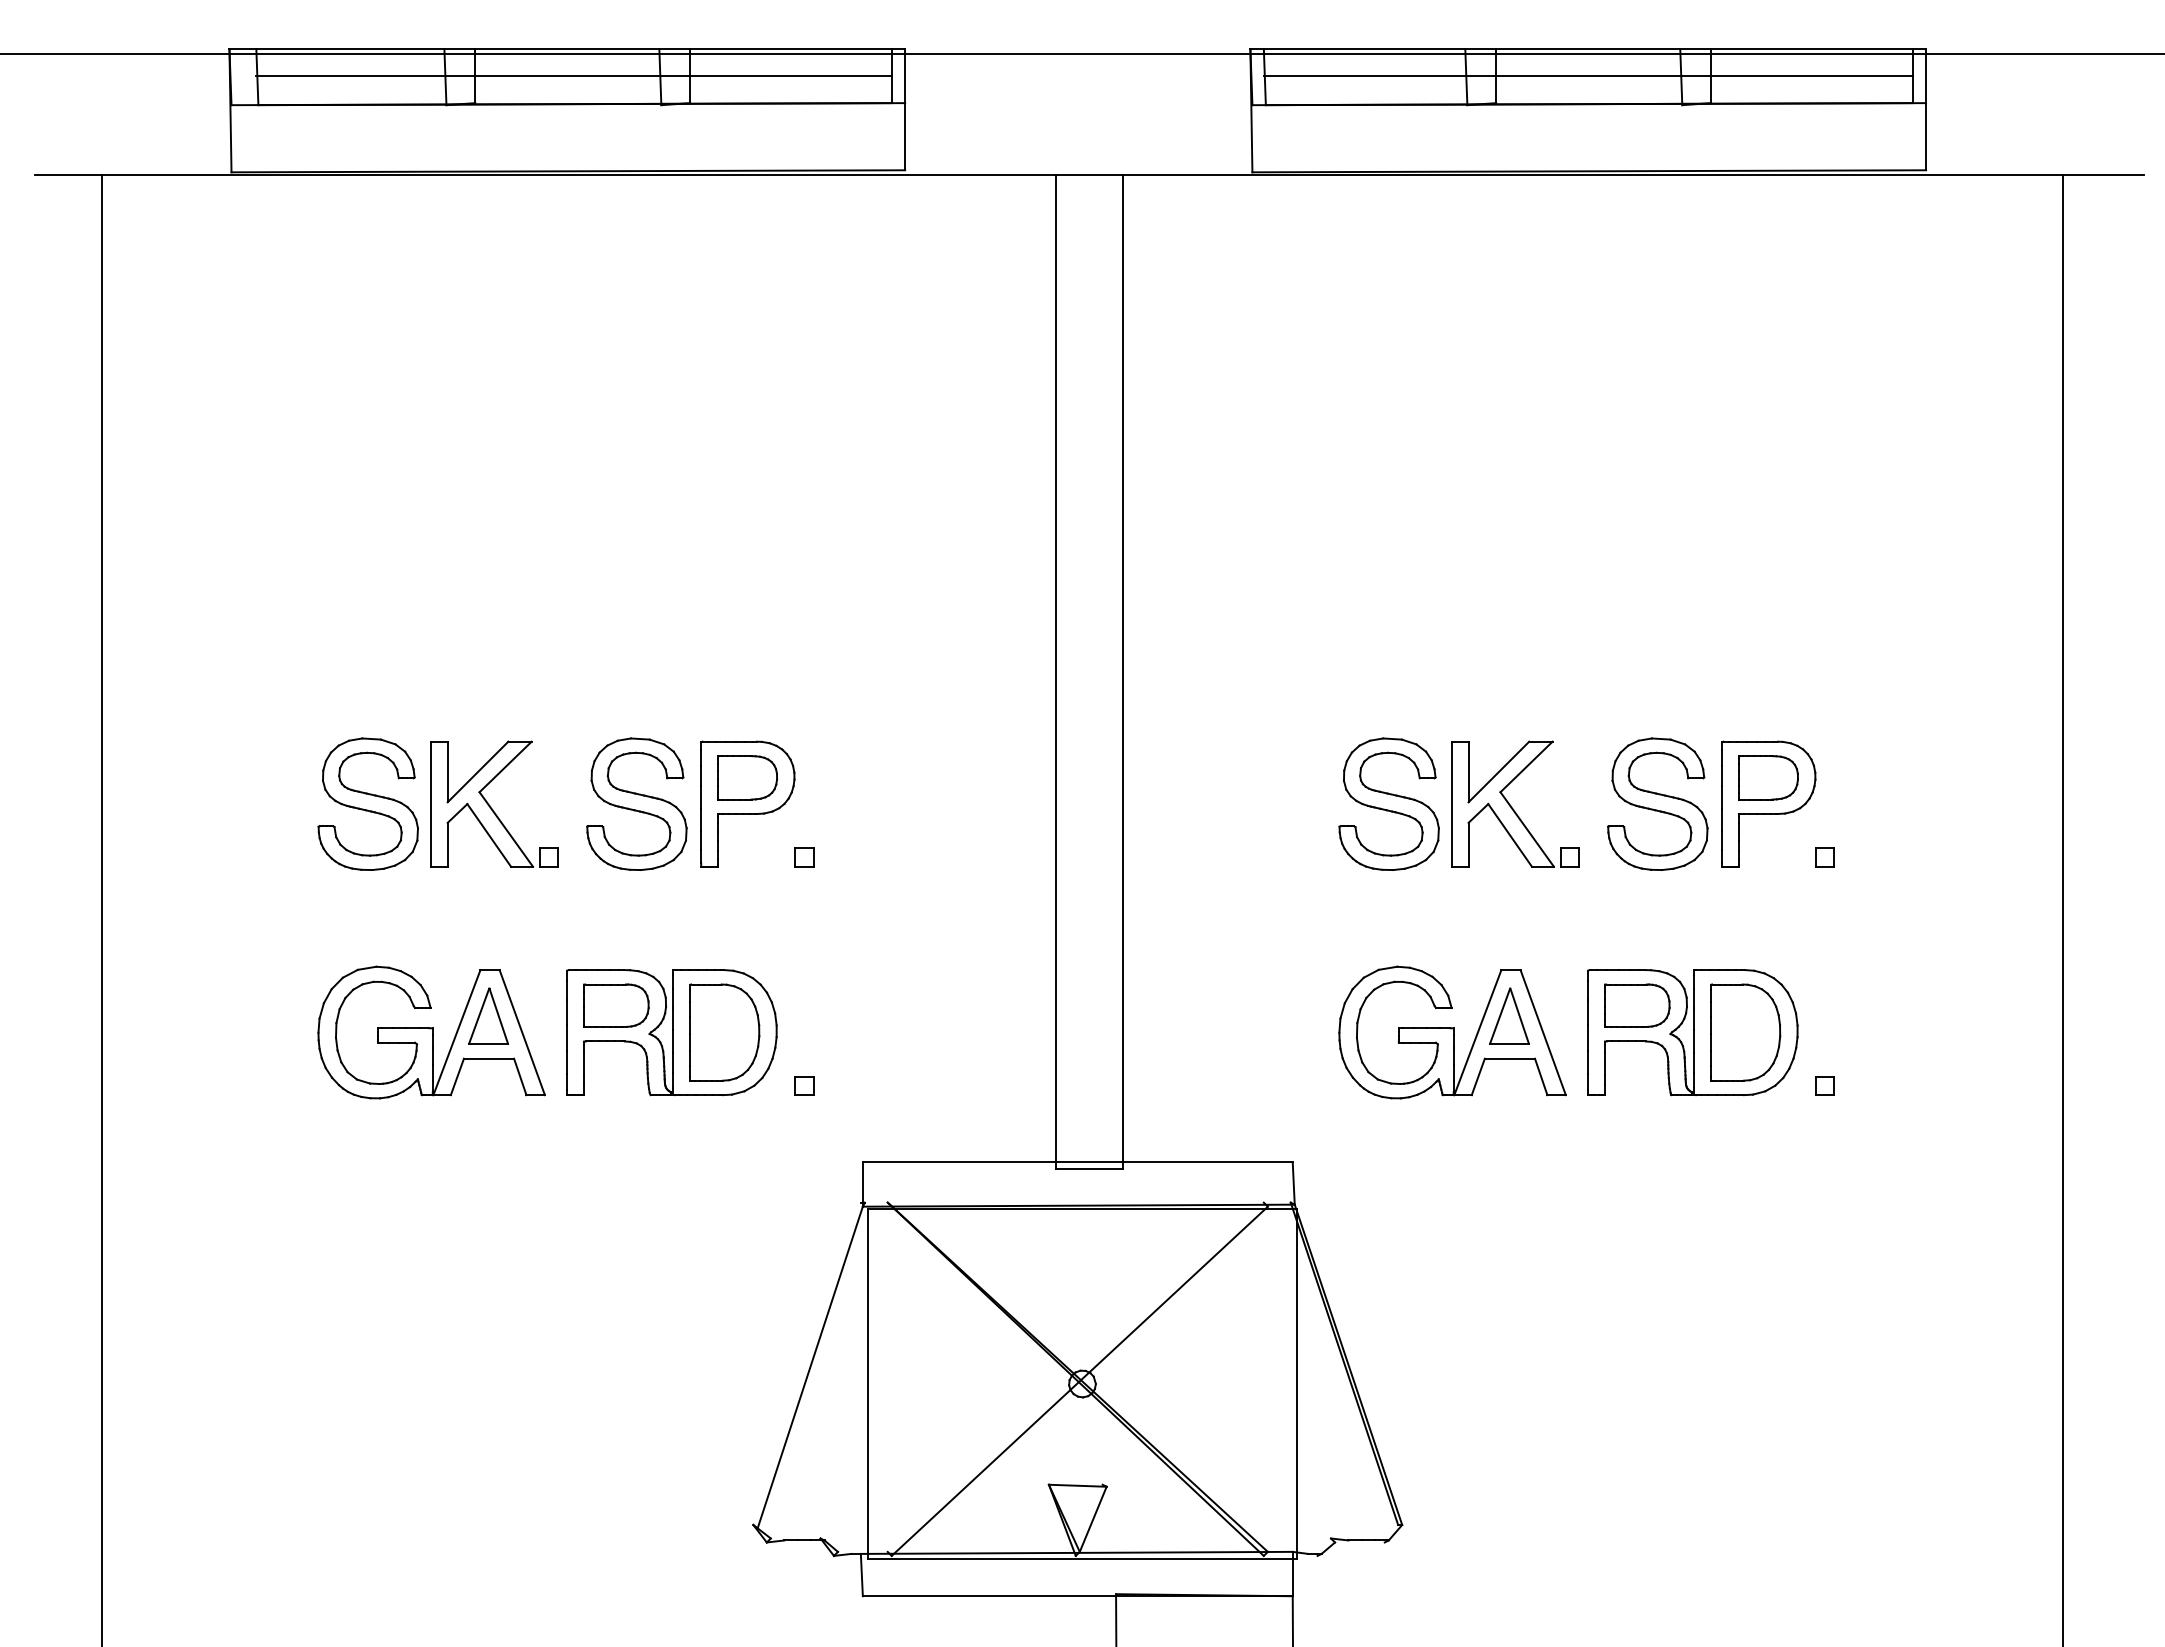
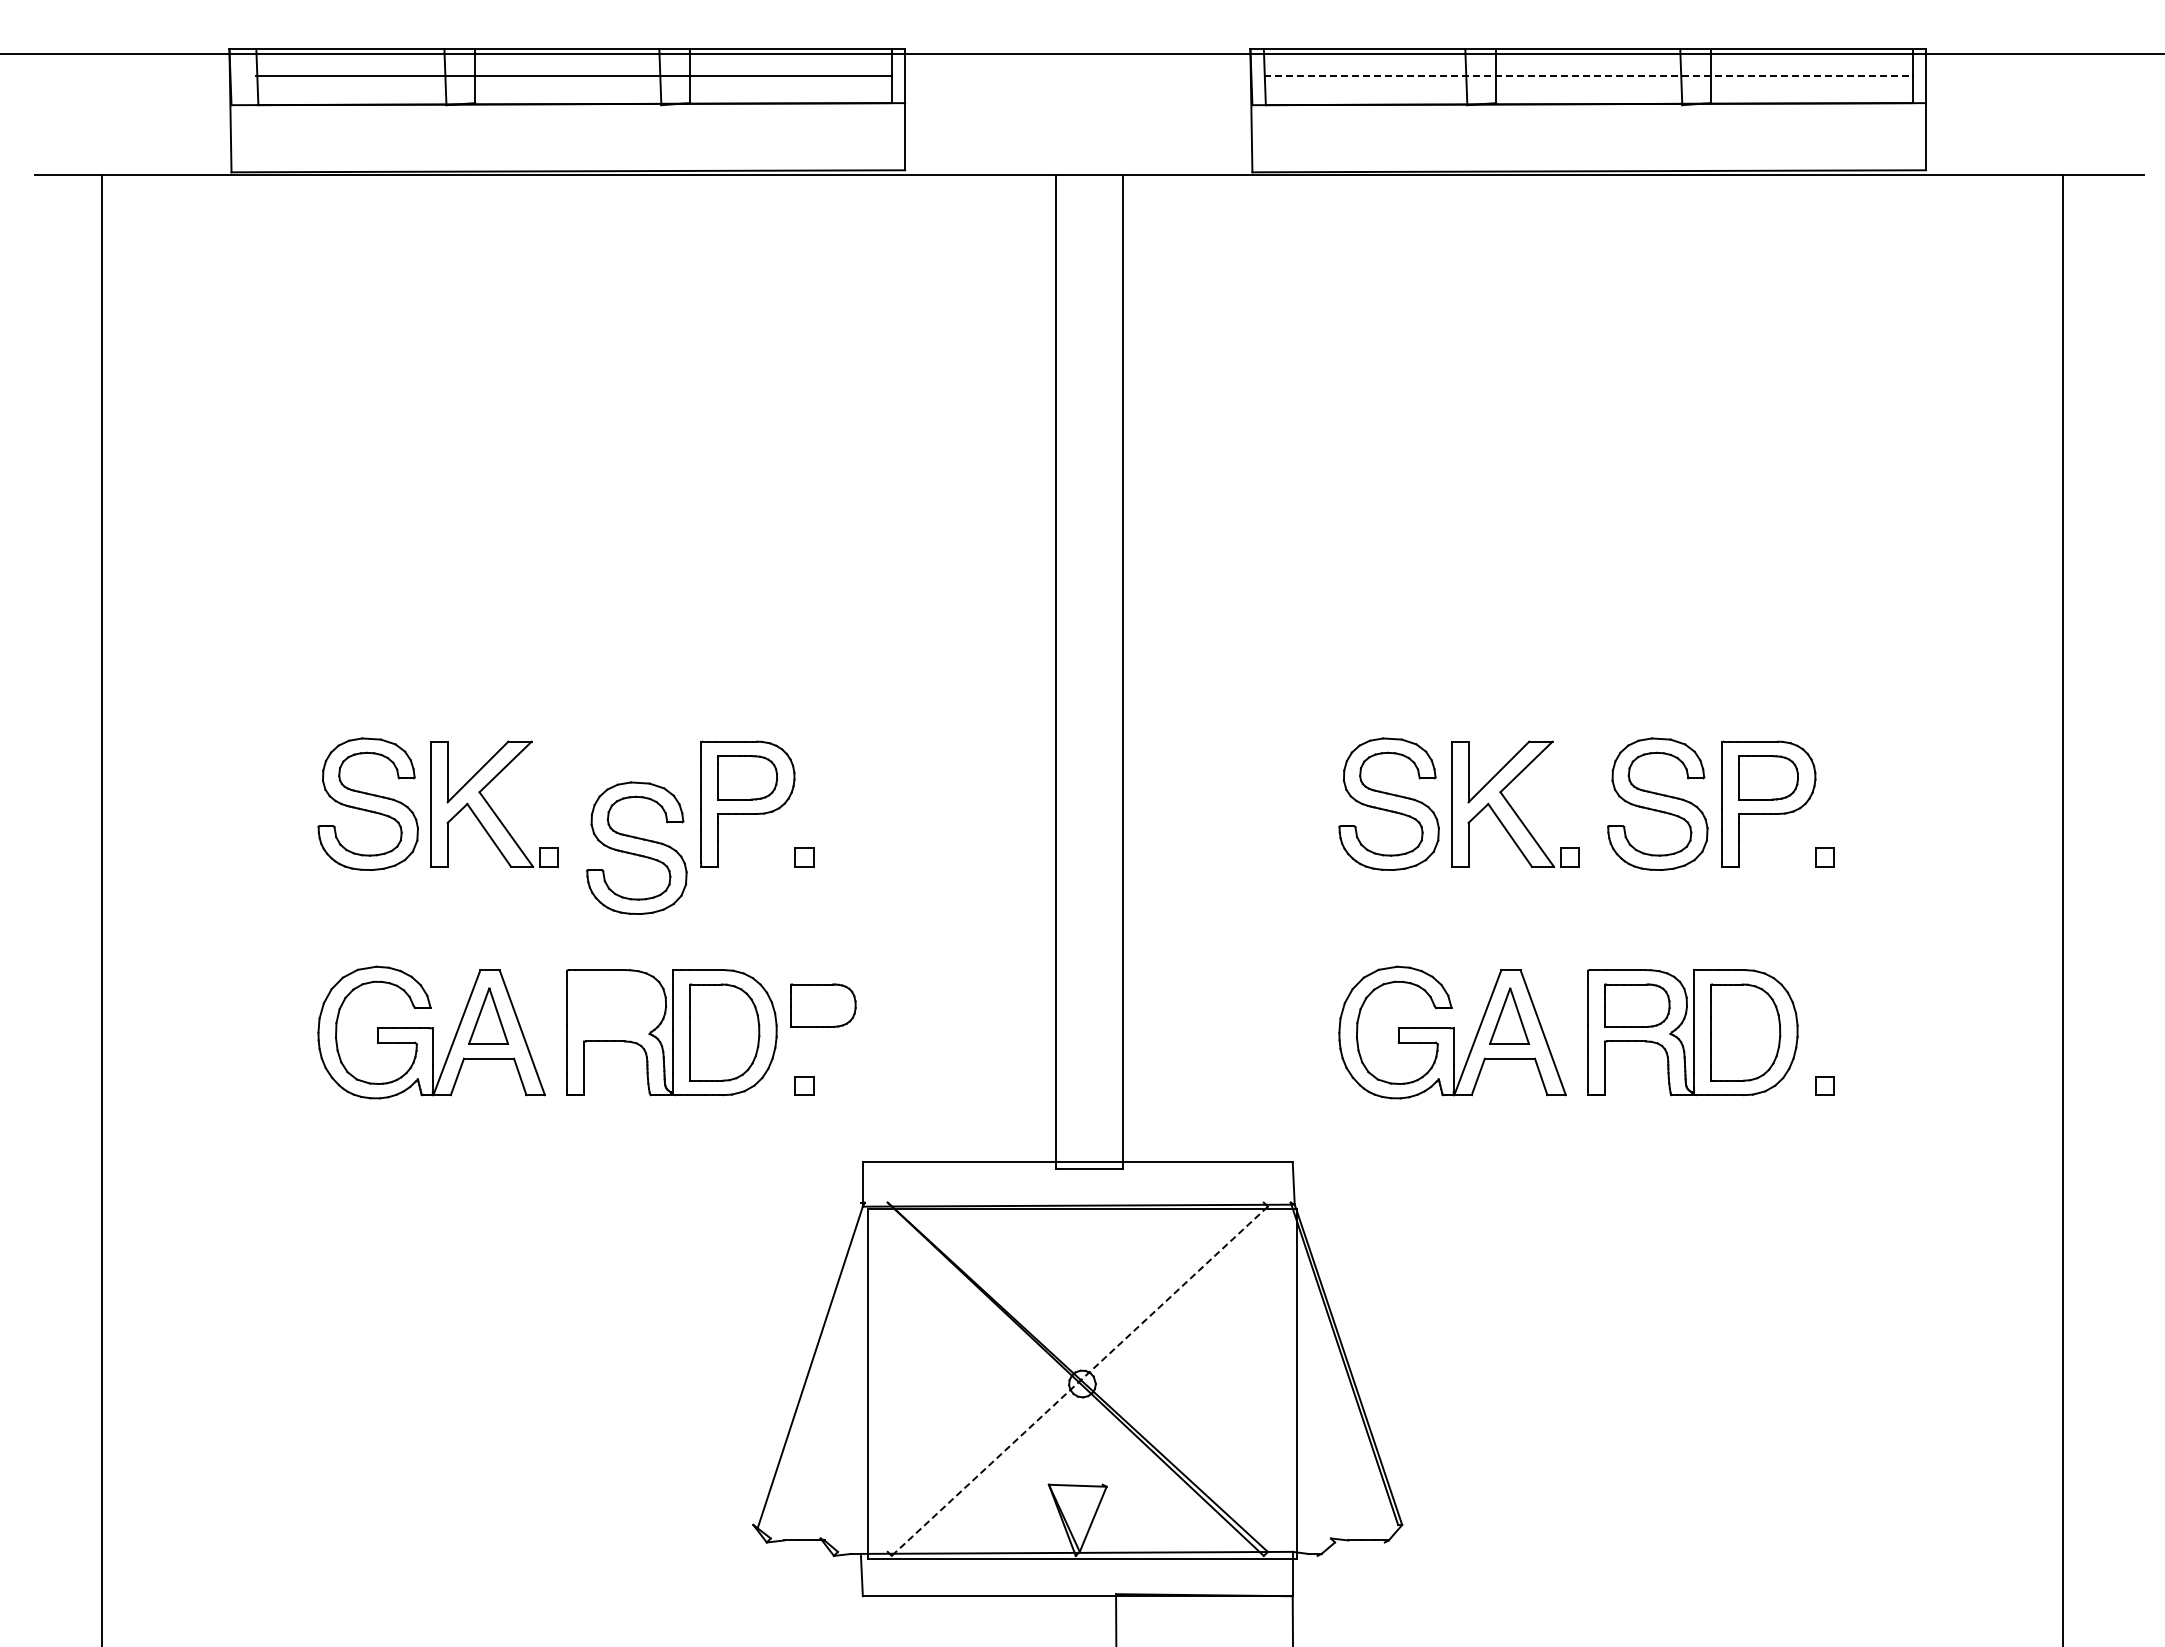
line: solid -> dashed (1588, 76)
part position: (636, 803) -> (636, 847) (636, 847)
part position: (616, 1005) -> (823, 1005) (823, 1005)
line: solid -> dashed (1079, 1381)
